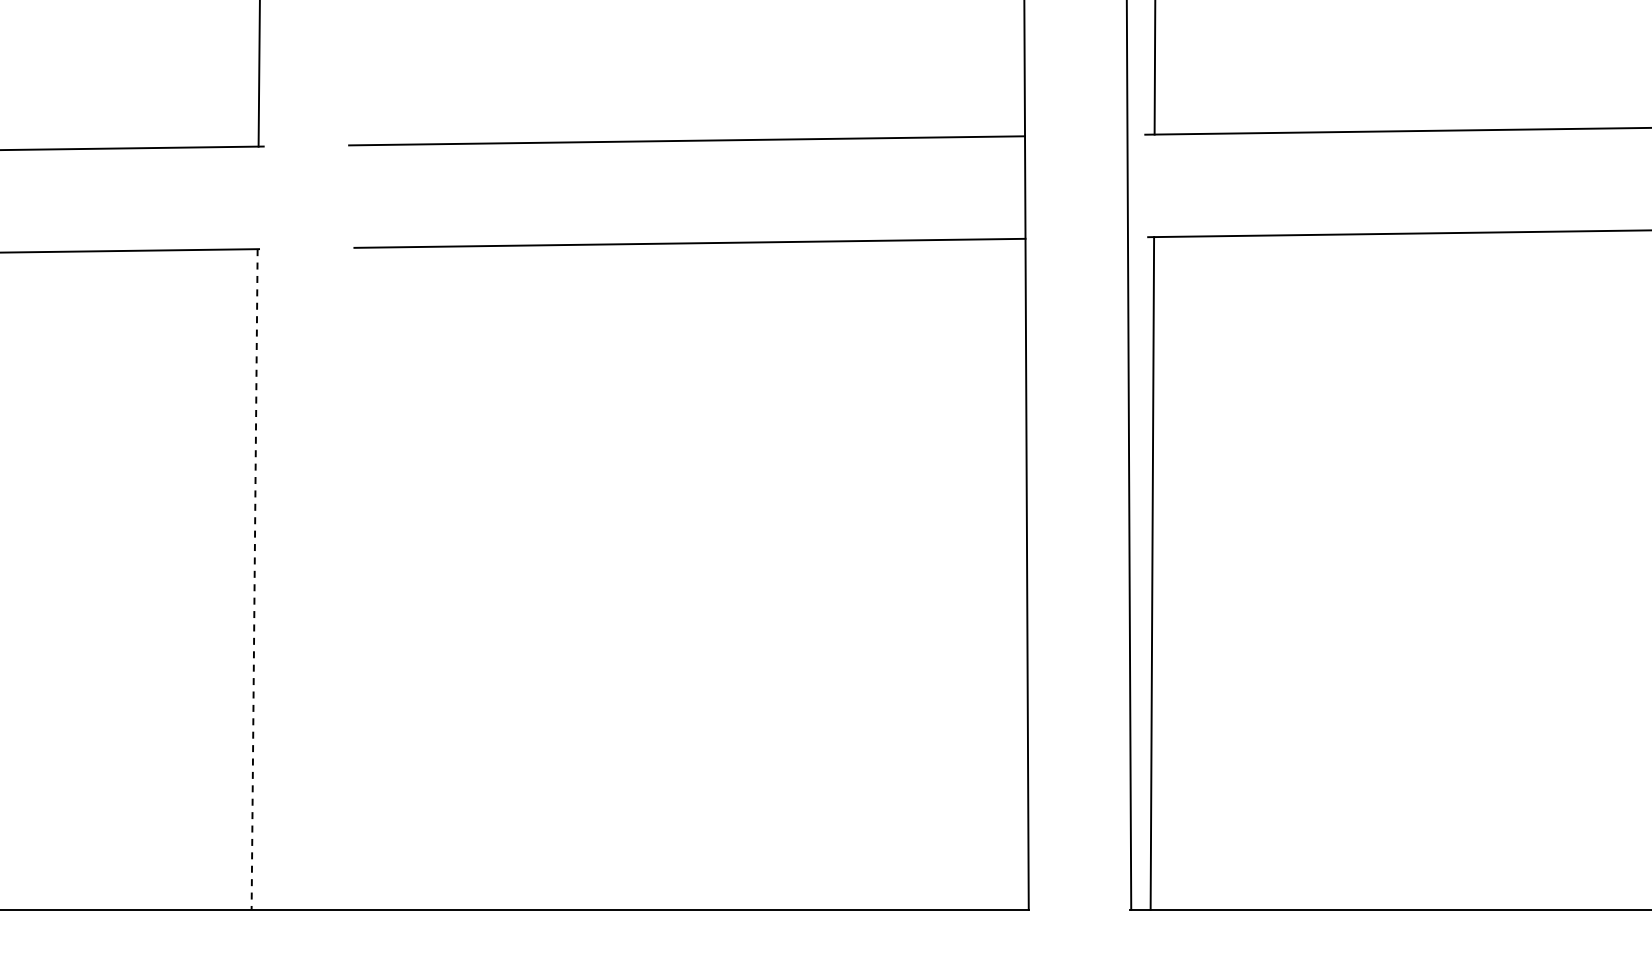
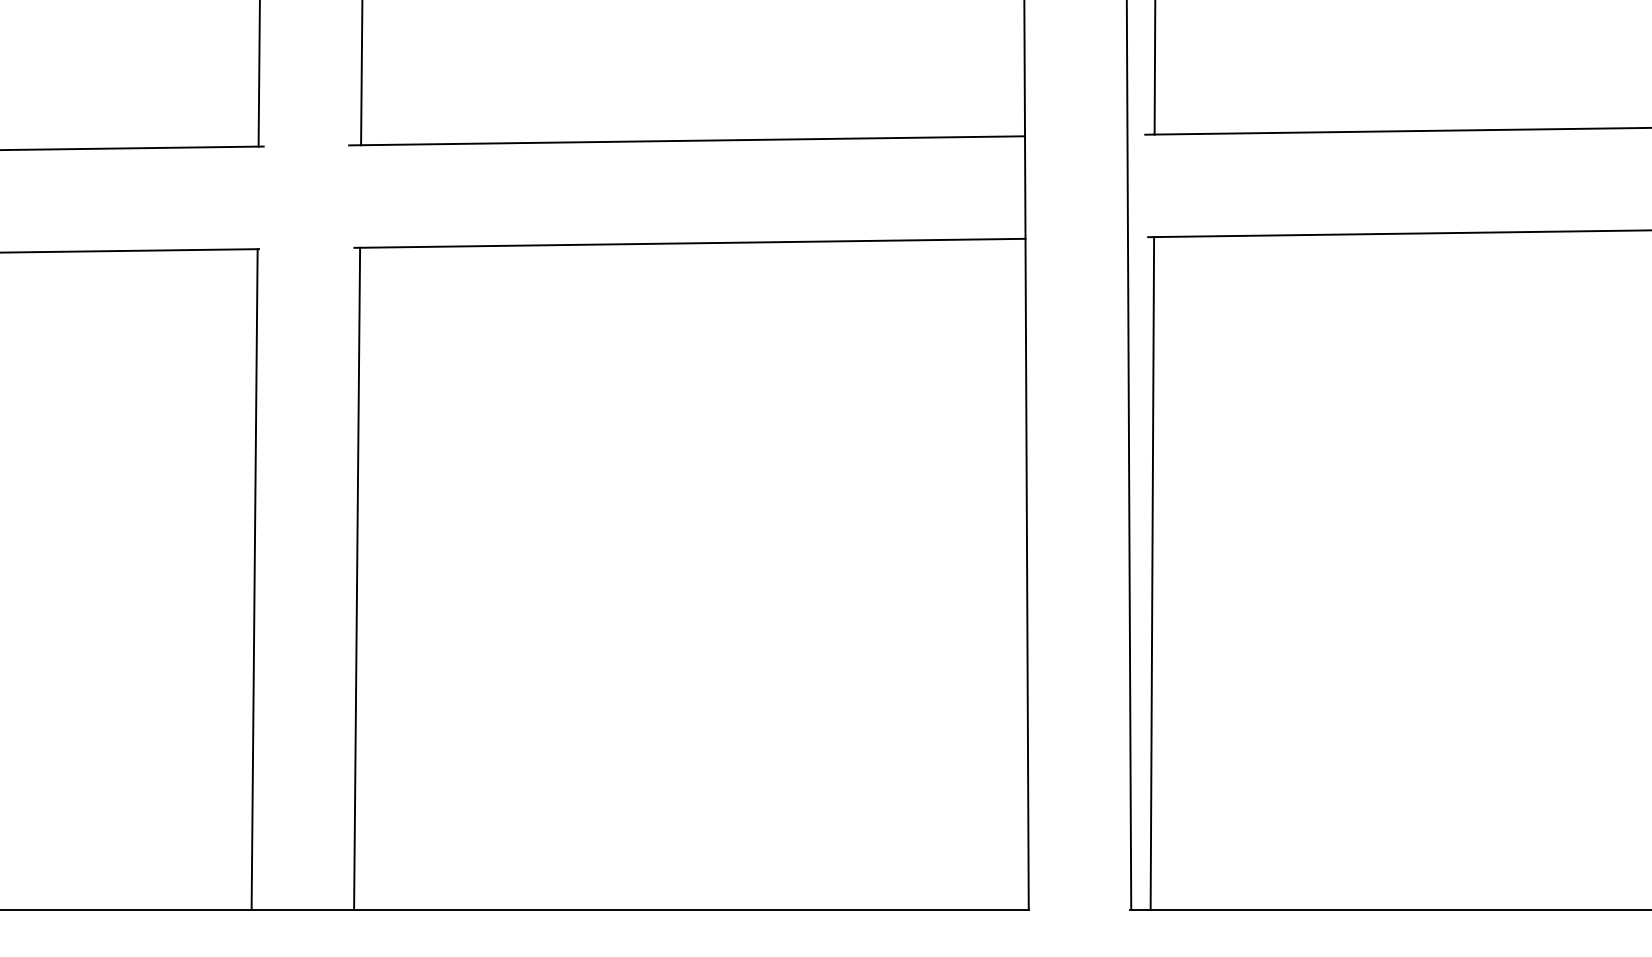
line: none -> present (361, 73)
line: none -> present (357, 578)
line: dashed -> solid (254, 579)
